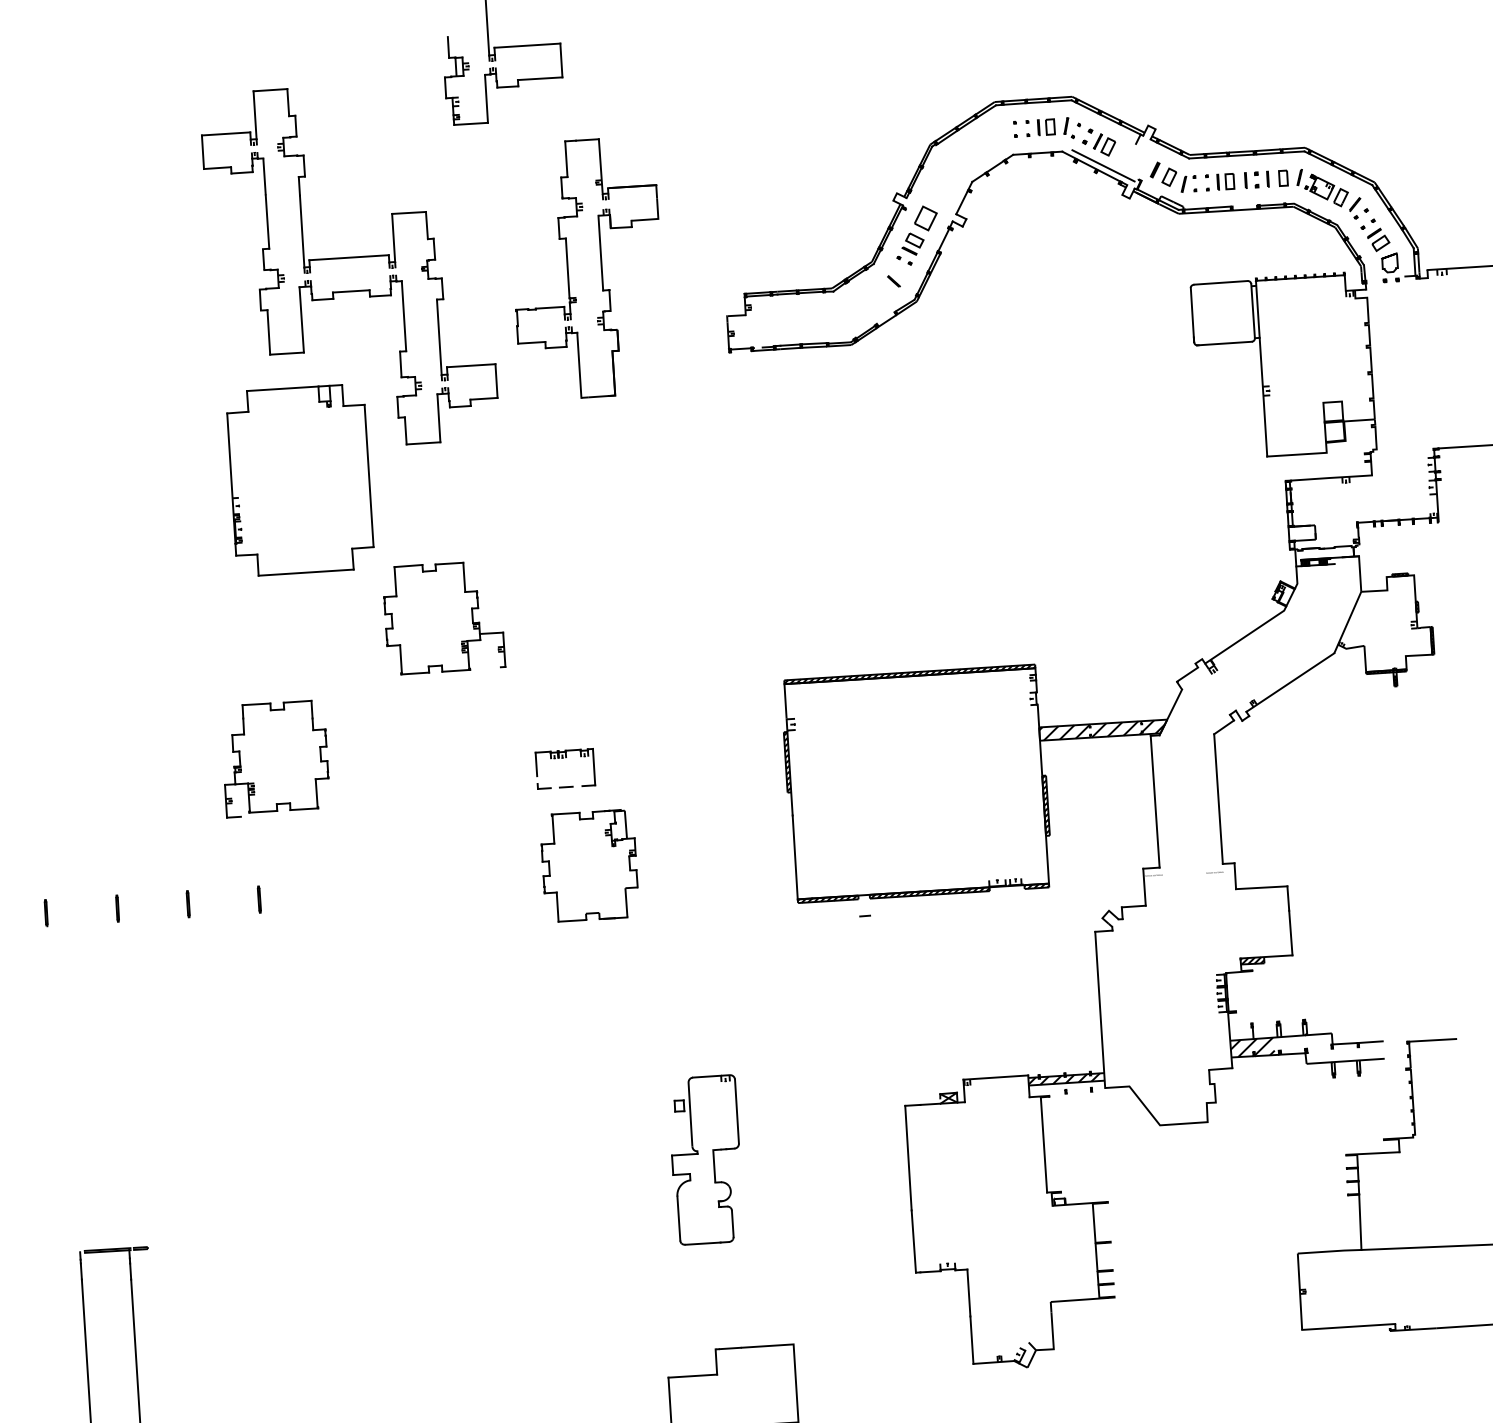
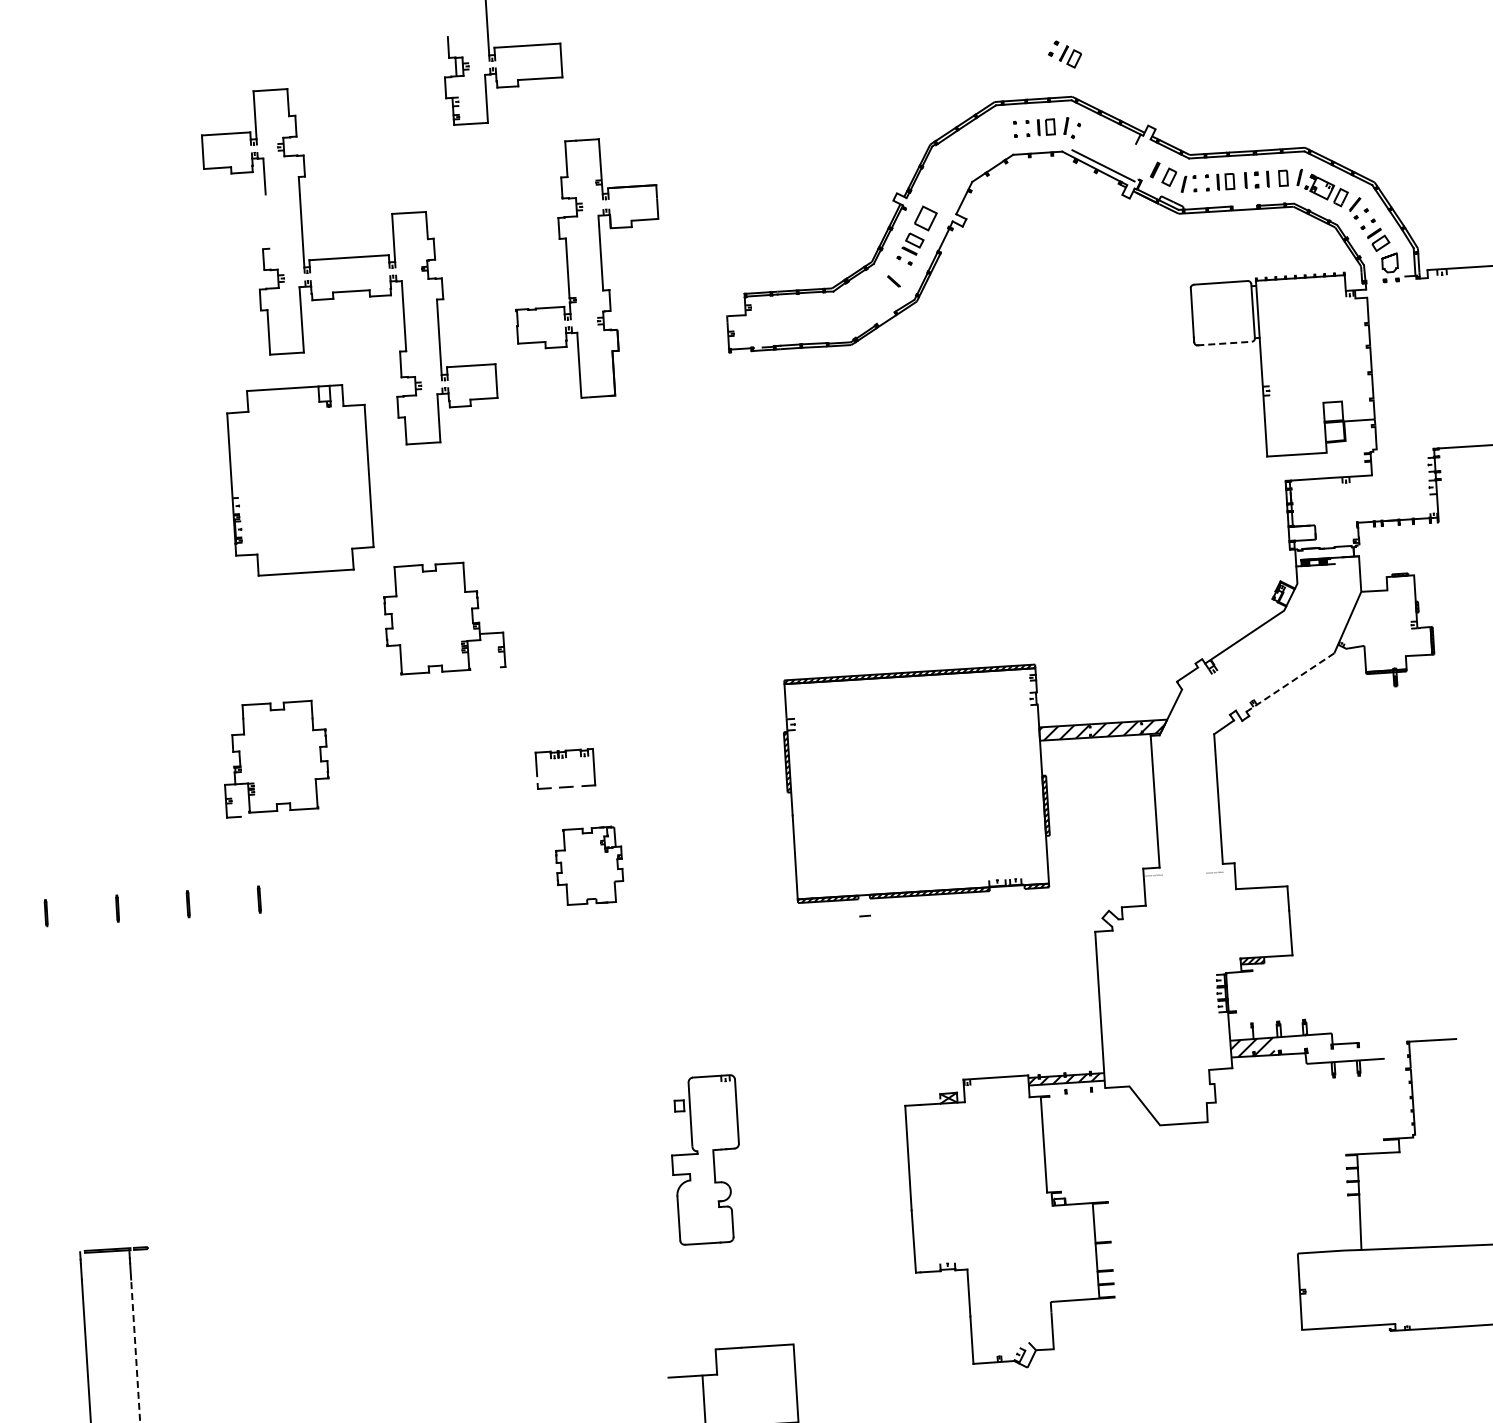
part position: (1099, 142) -> (1065, 54) (1065, 54)
line: present -> none (267, 221)
line: solid -> dashed (1225, 343)
line: solid -> dashed (1290, 682)
part size: 99x114 px -> 70x81 px (589, 865)
line: present -> none (1370, 1041)
line: solid -> dashed (135, 1351)
line position: (669, 1398) -> (703, 1396) (703, 1396)
